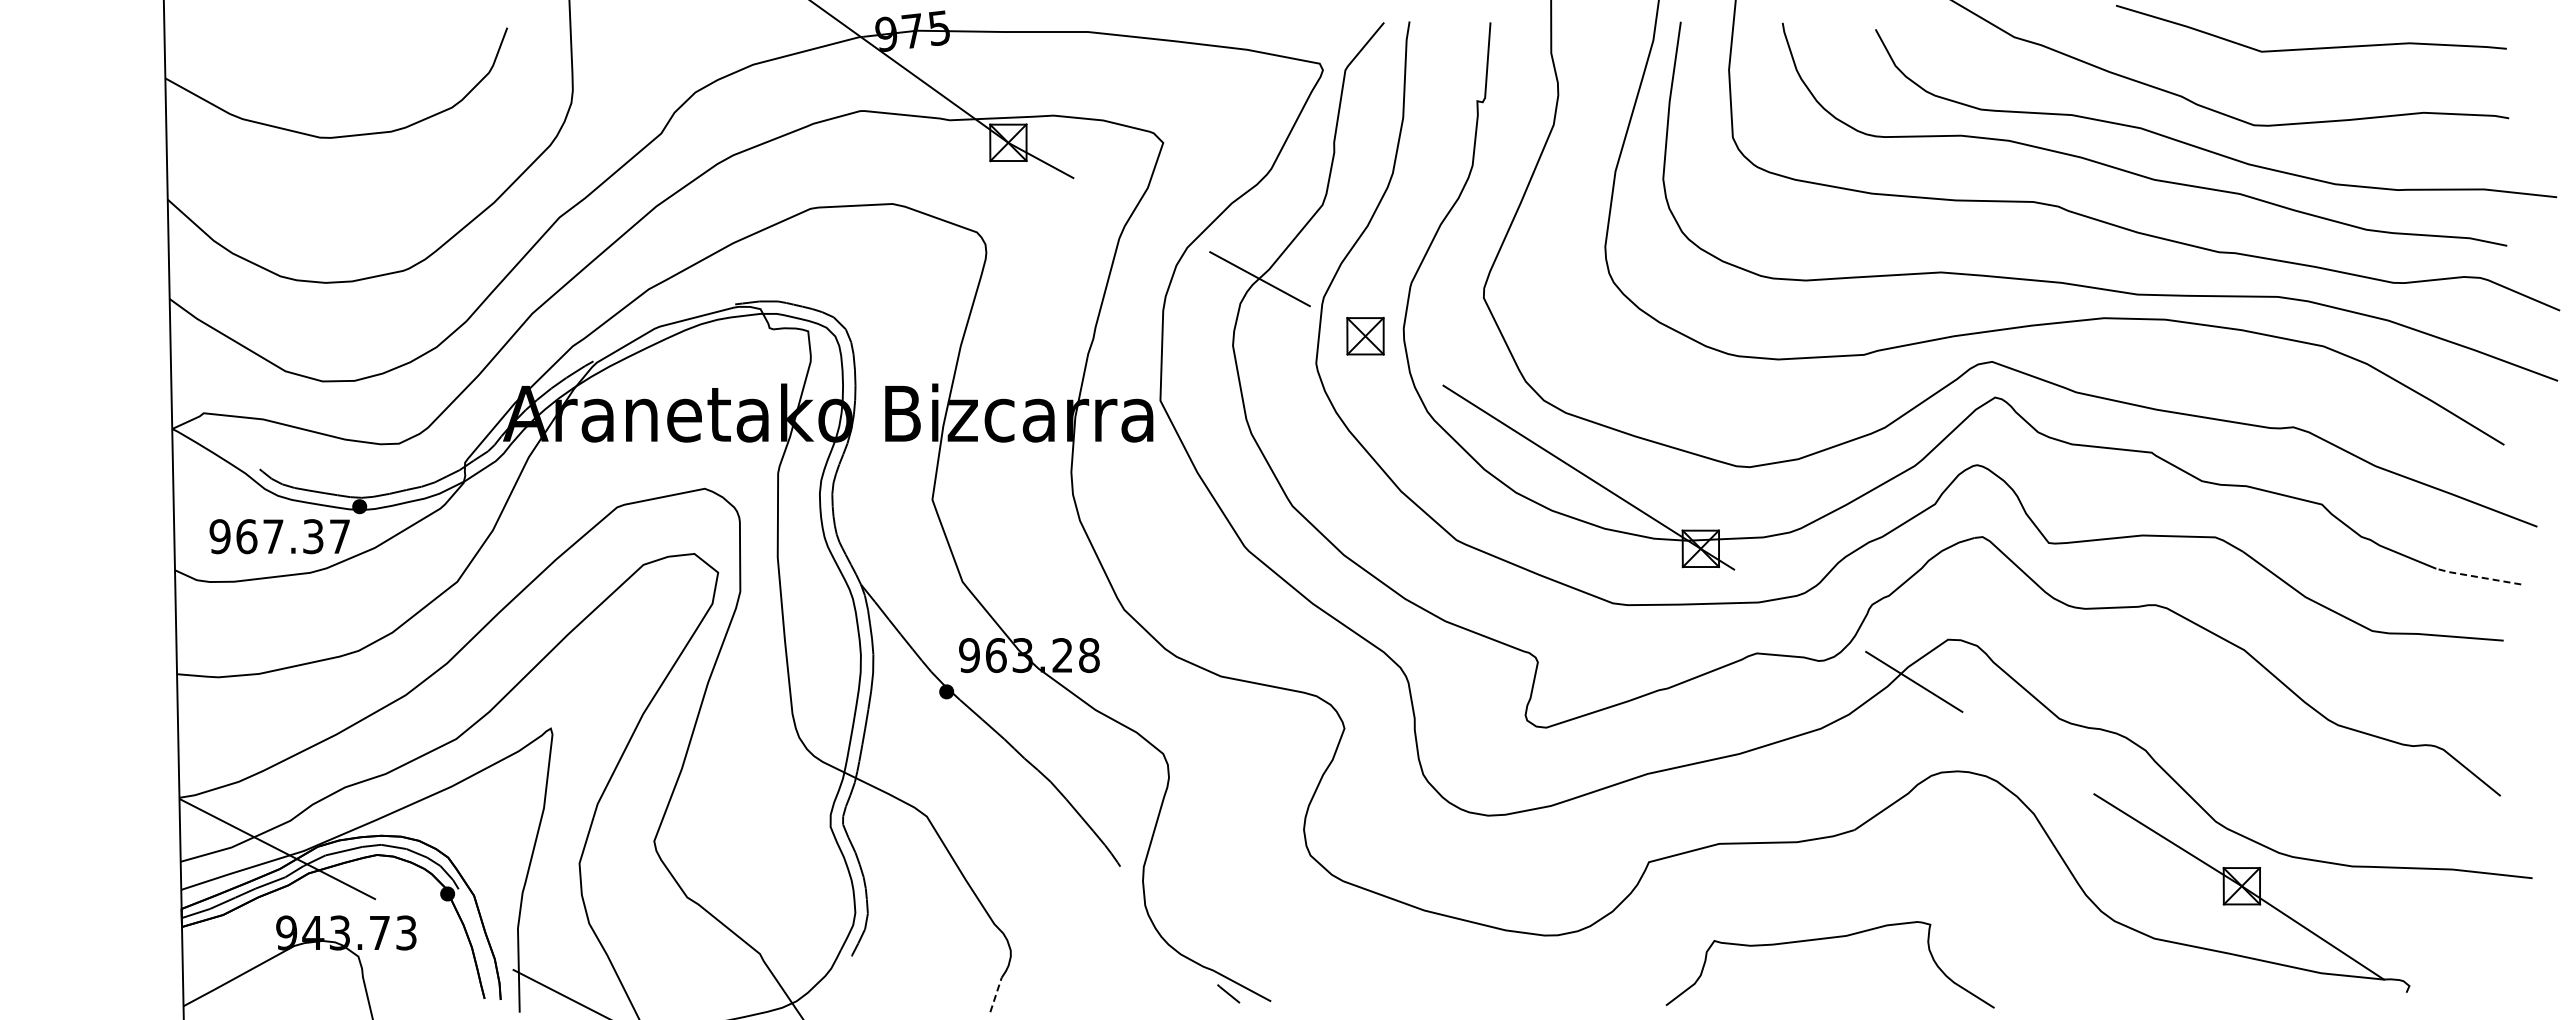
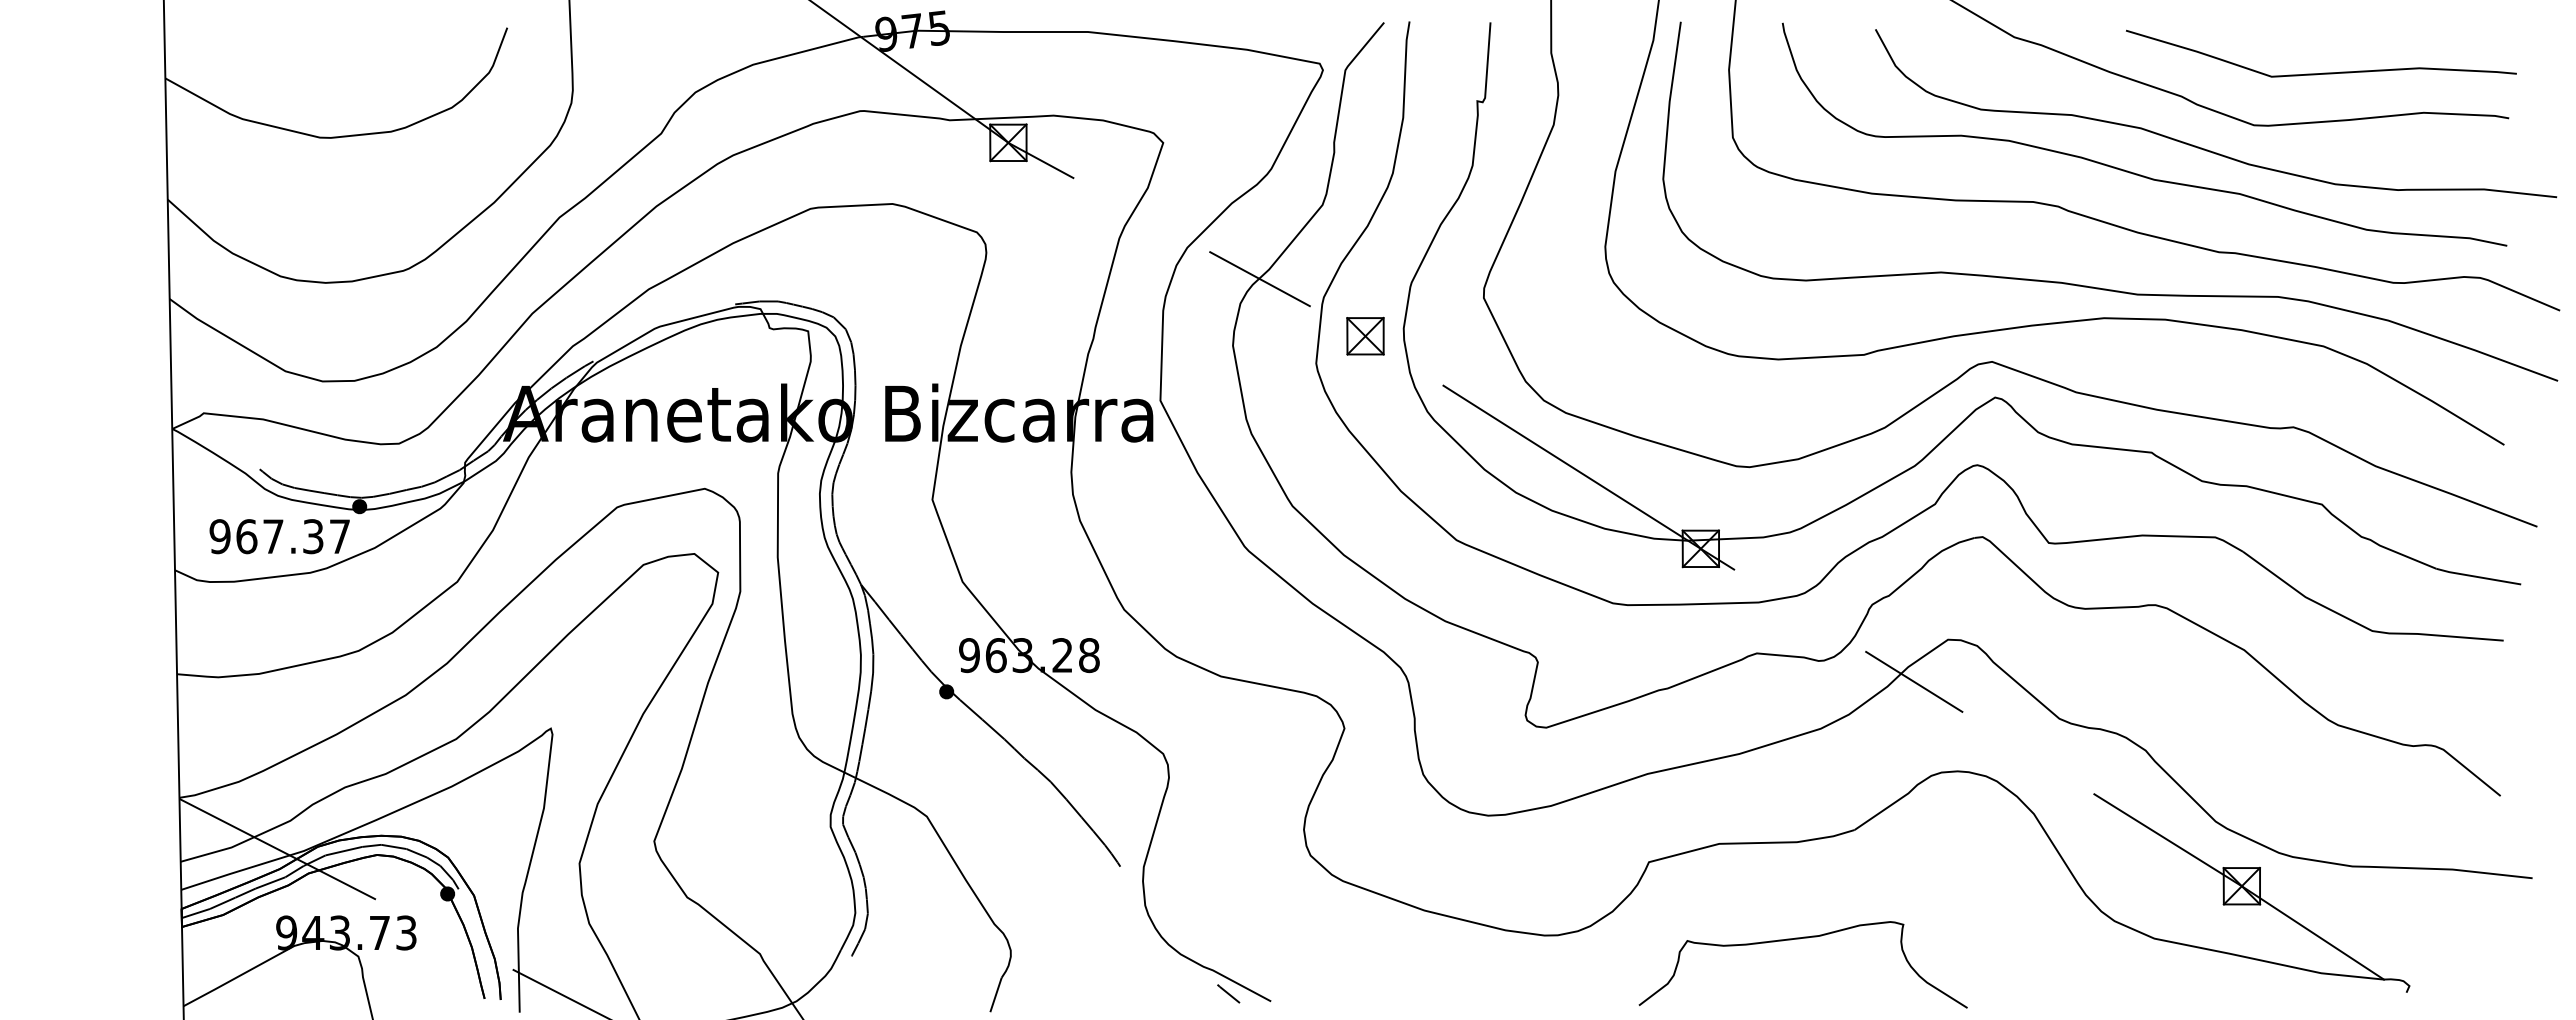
curve position: (2313, 47) -> (2323, 72) (2323, 72)
line: dashed -> solid (2477, 577)
curve position: (1826, 939) -> (1799, 939) (1799, 939)
line: dashed -> solid (996, 994)
